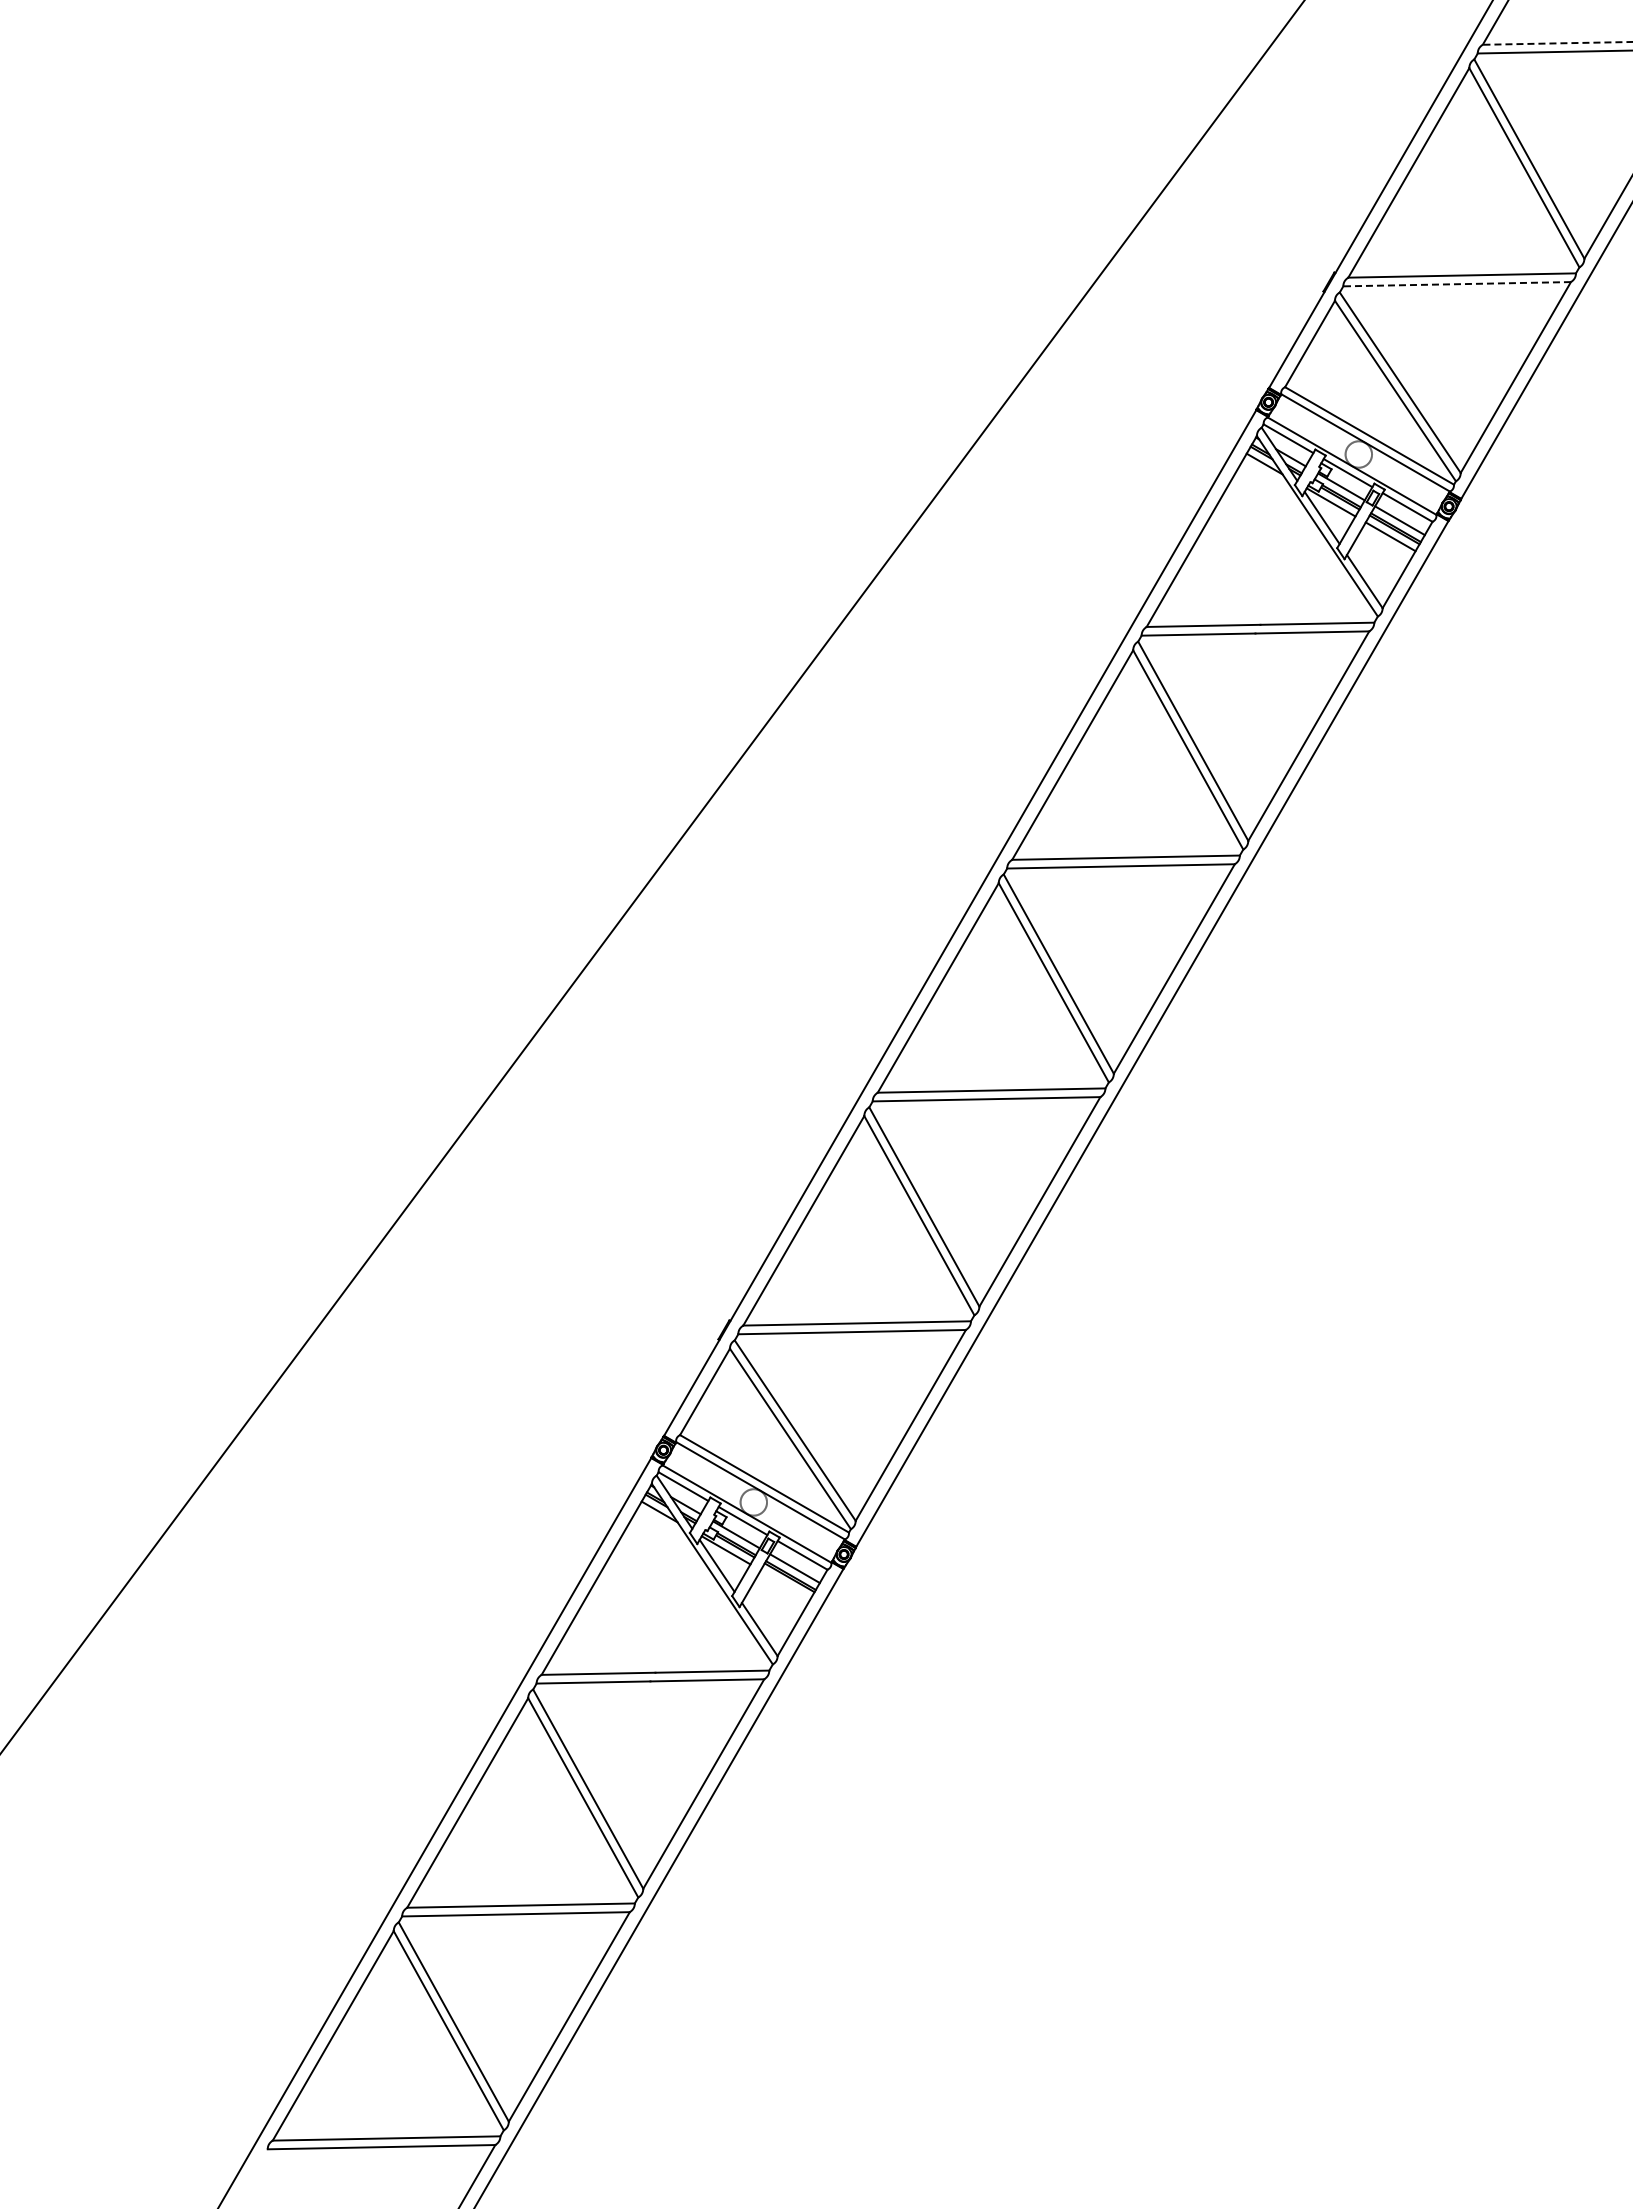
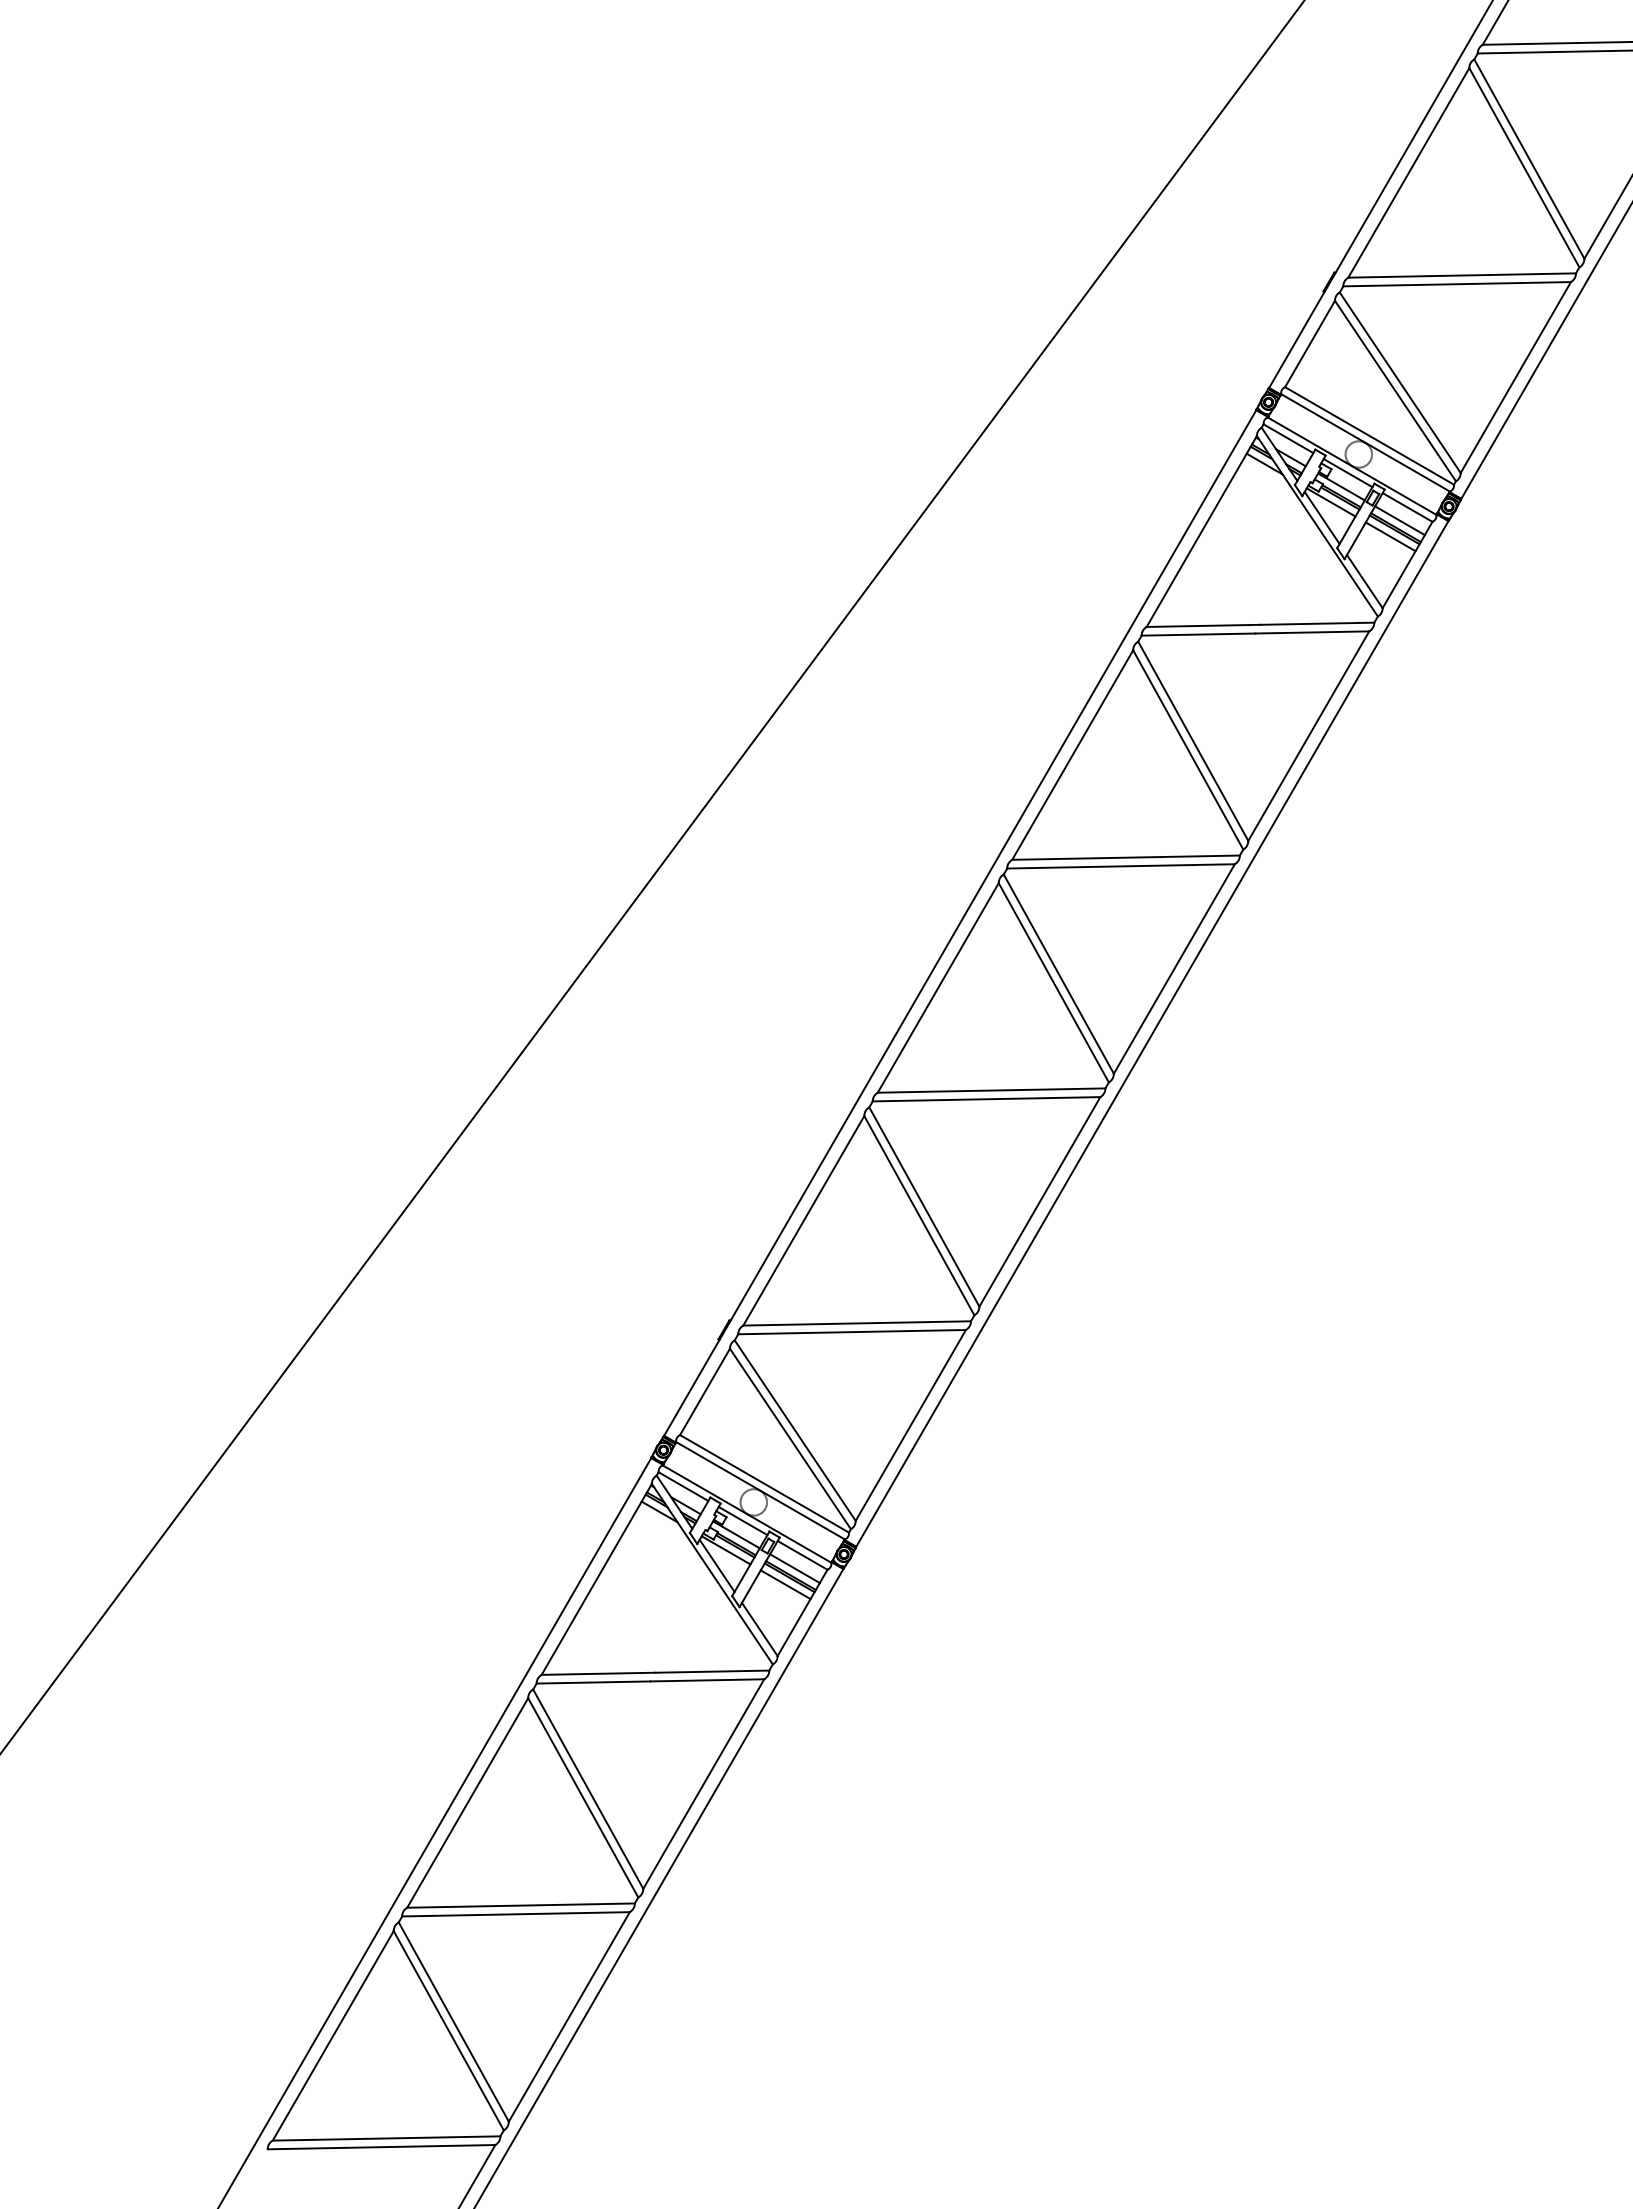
line: dashed -> solid (1557, 43)
line: dashed -> solid (1457, 284)
line: none -> present (785, 1584)
